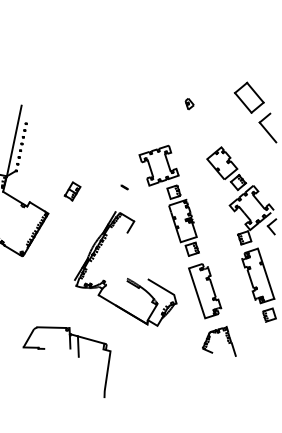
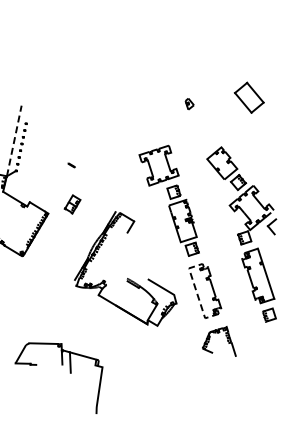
part: present -> none (267, 127)
line: solid -> dashed (14, 140)
part position: (124, 187) -> (71, 165) (71, 165)
part position: (72, 191) -> (72, 204) (72, 204)
line: solid -> dashed (196, 292)
part position: (77, 356) -> (69, 372) (69, 372)
